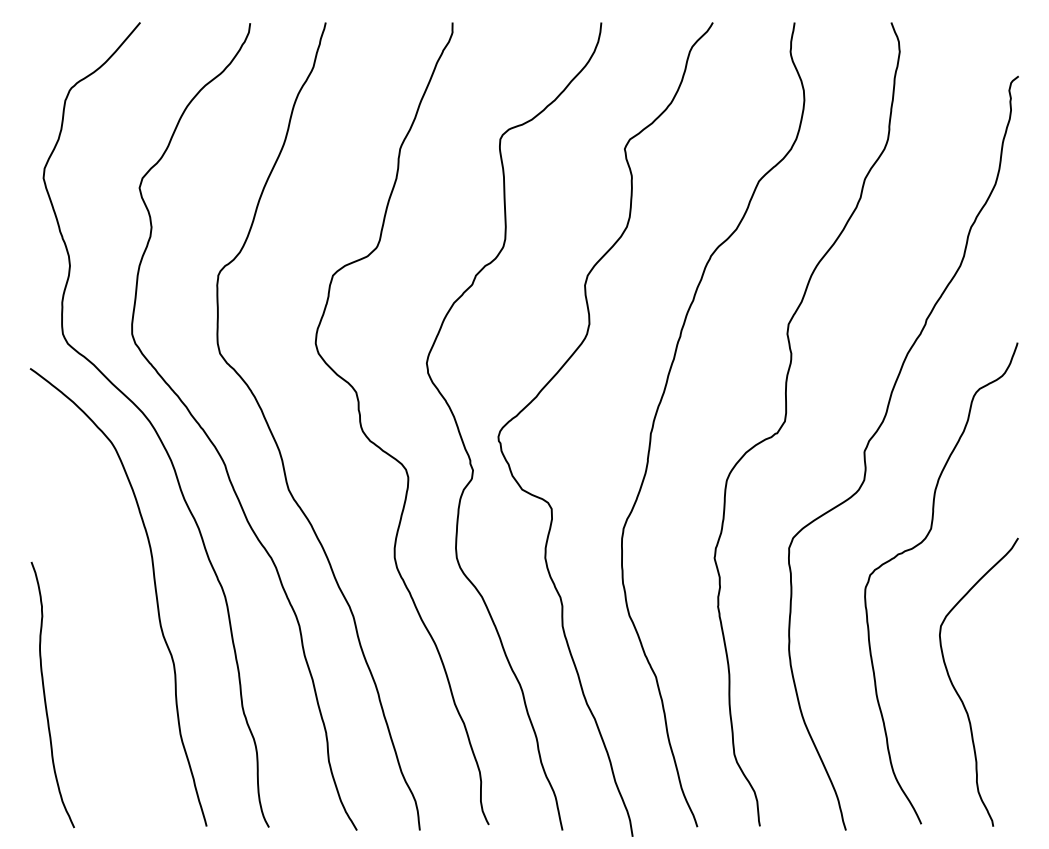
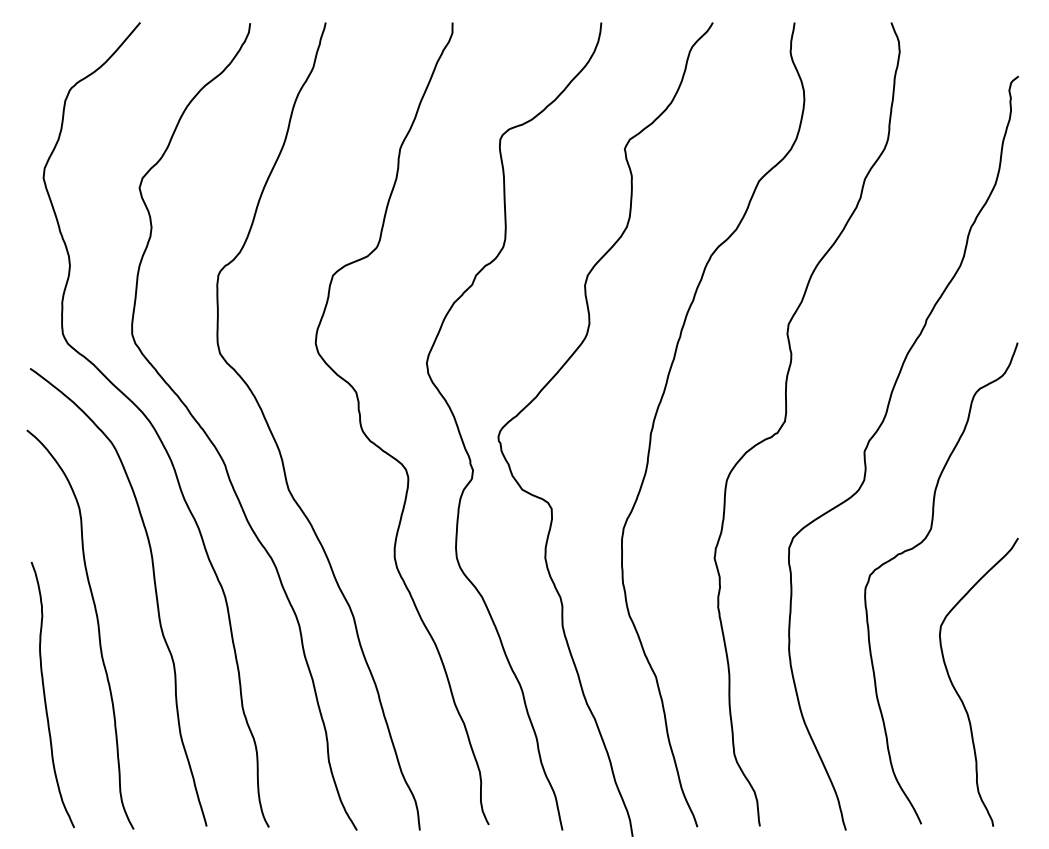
curve: none -> present (97, 627)
